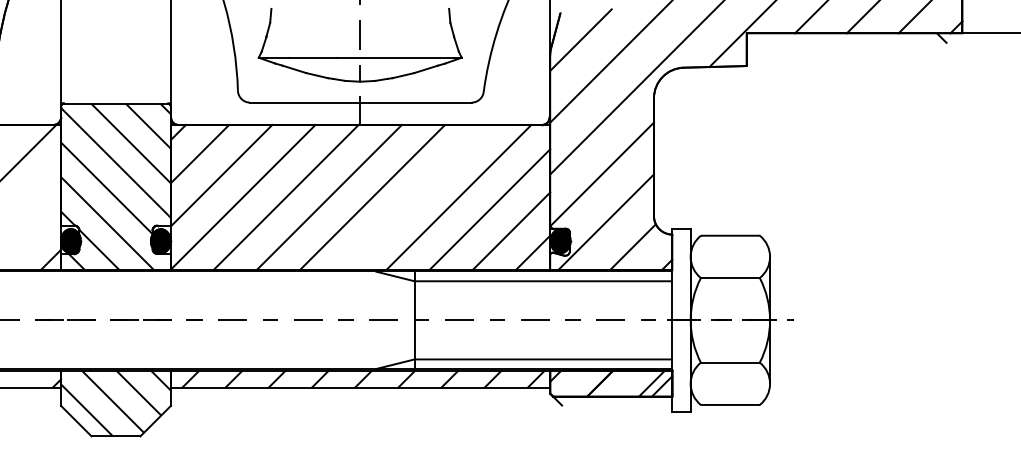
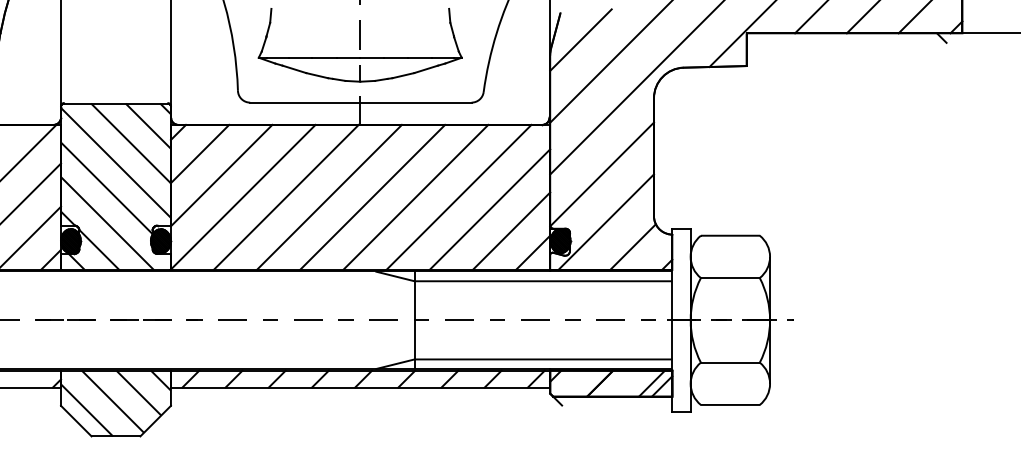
line: none -> present (31, 192)
line: none -> present (415, 196)
line: none -> present (31, 235)
